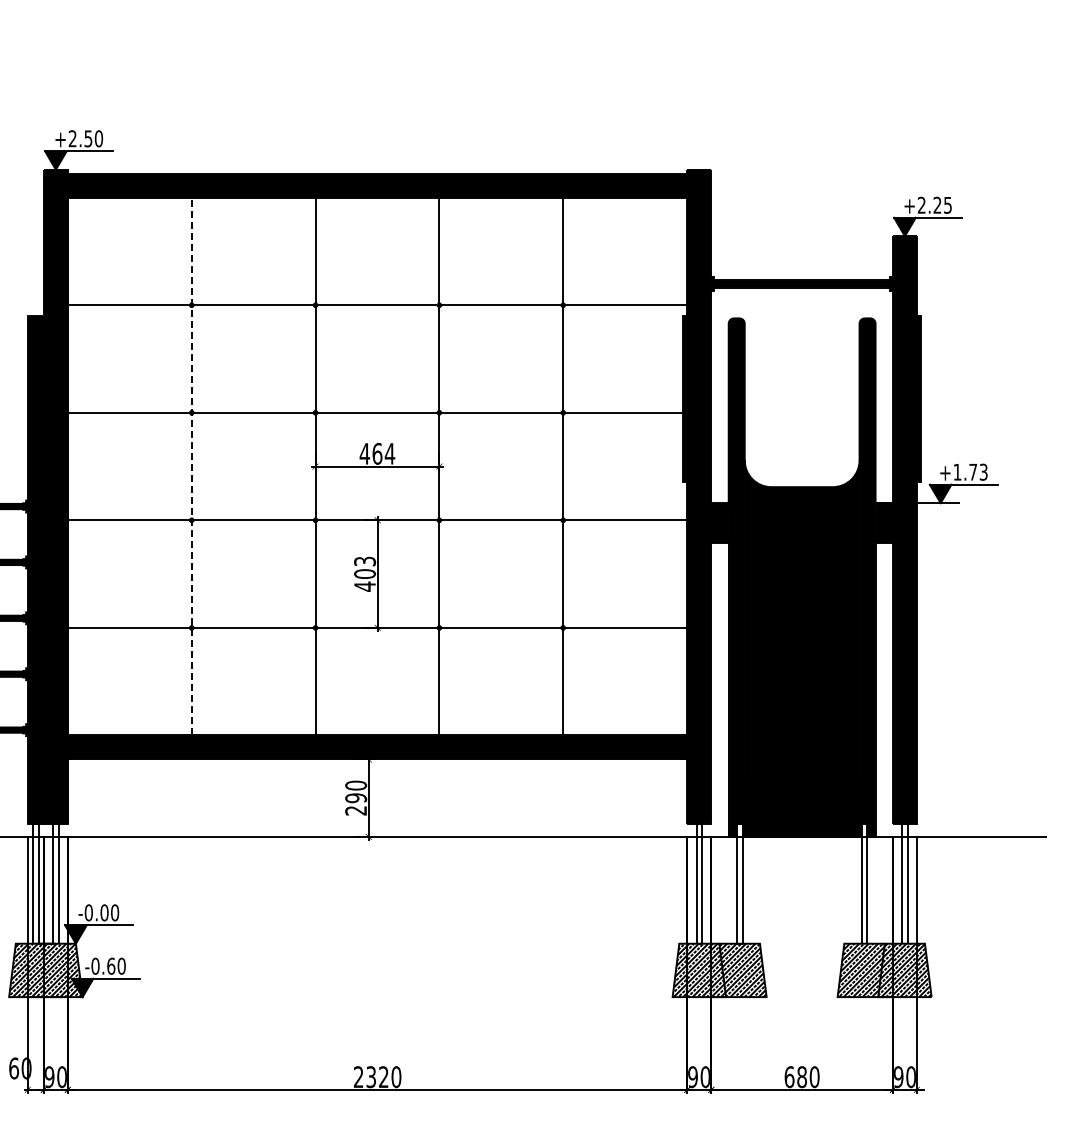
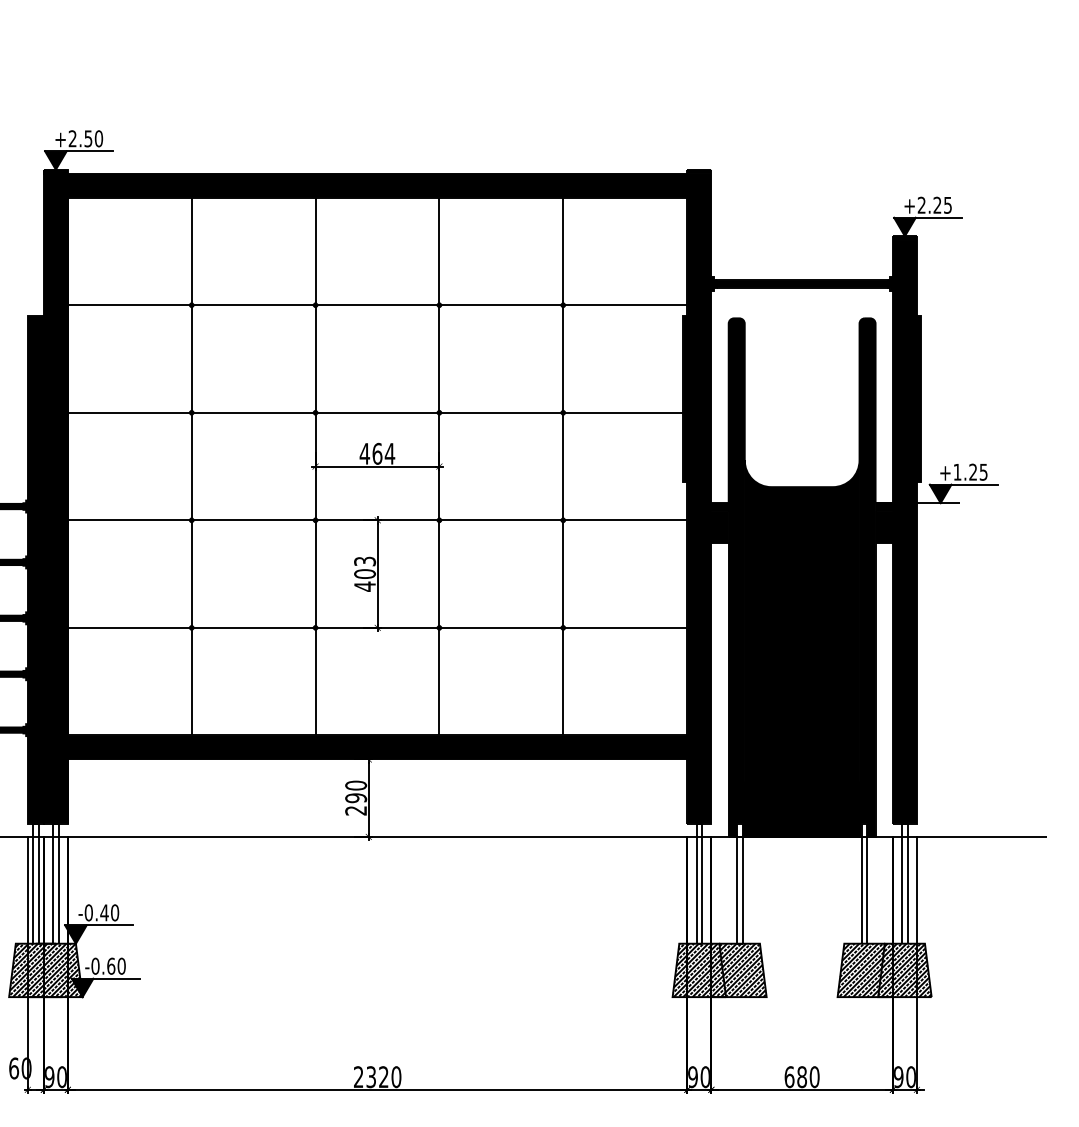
line: dashed -> solid (191, 466)
text: +1.73 -> +1.25 (978, 471)
text: -0.00 -> -0.40 (104, 912)
